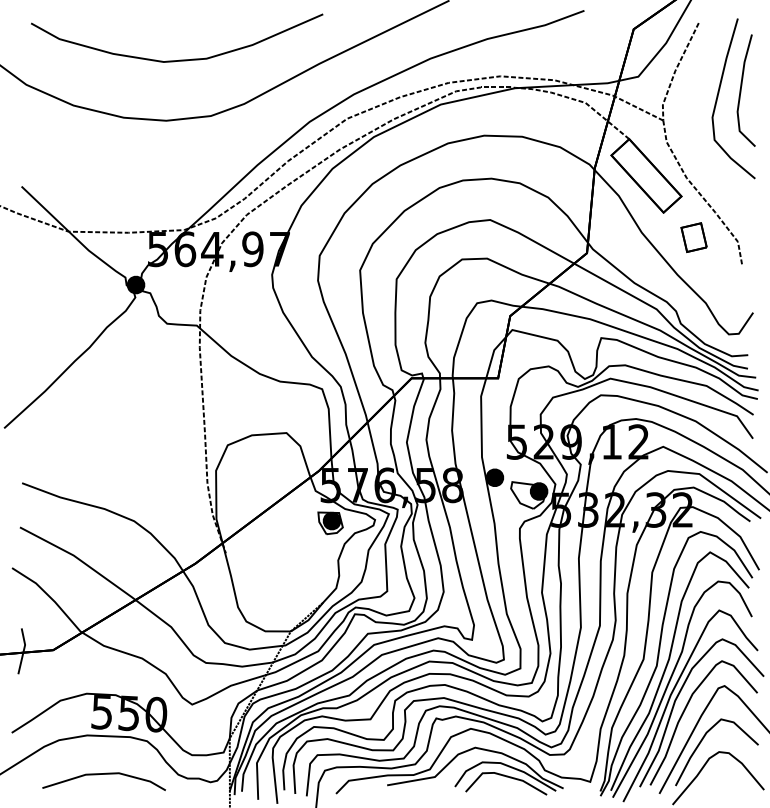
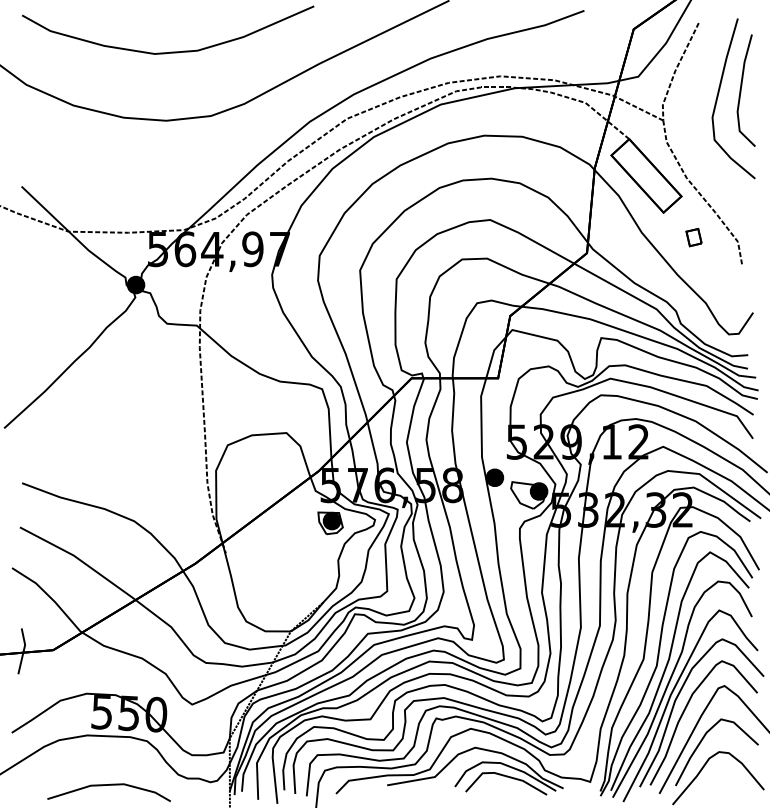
curve position: (179, 59) -> (170, 51) (170, 51)
part size: 28x31 px -> 18x21 px (693, 237)
line position: (103, 774) -> (108, 785) (108, 785)
